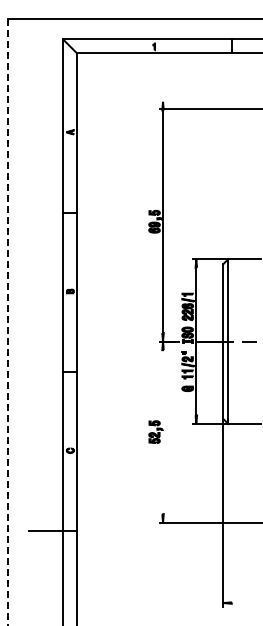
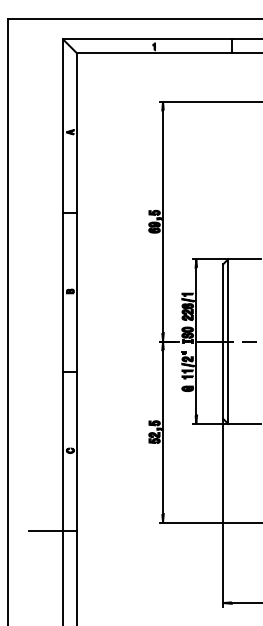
line position: (209, 108) -> (209, 101) (209, 101)
line: dashed -> solid (7, 322)
line: none -> present (163, 432)
line: none -> present (245, 603)
